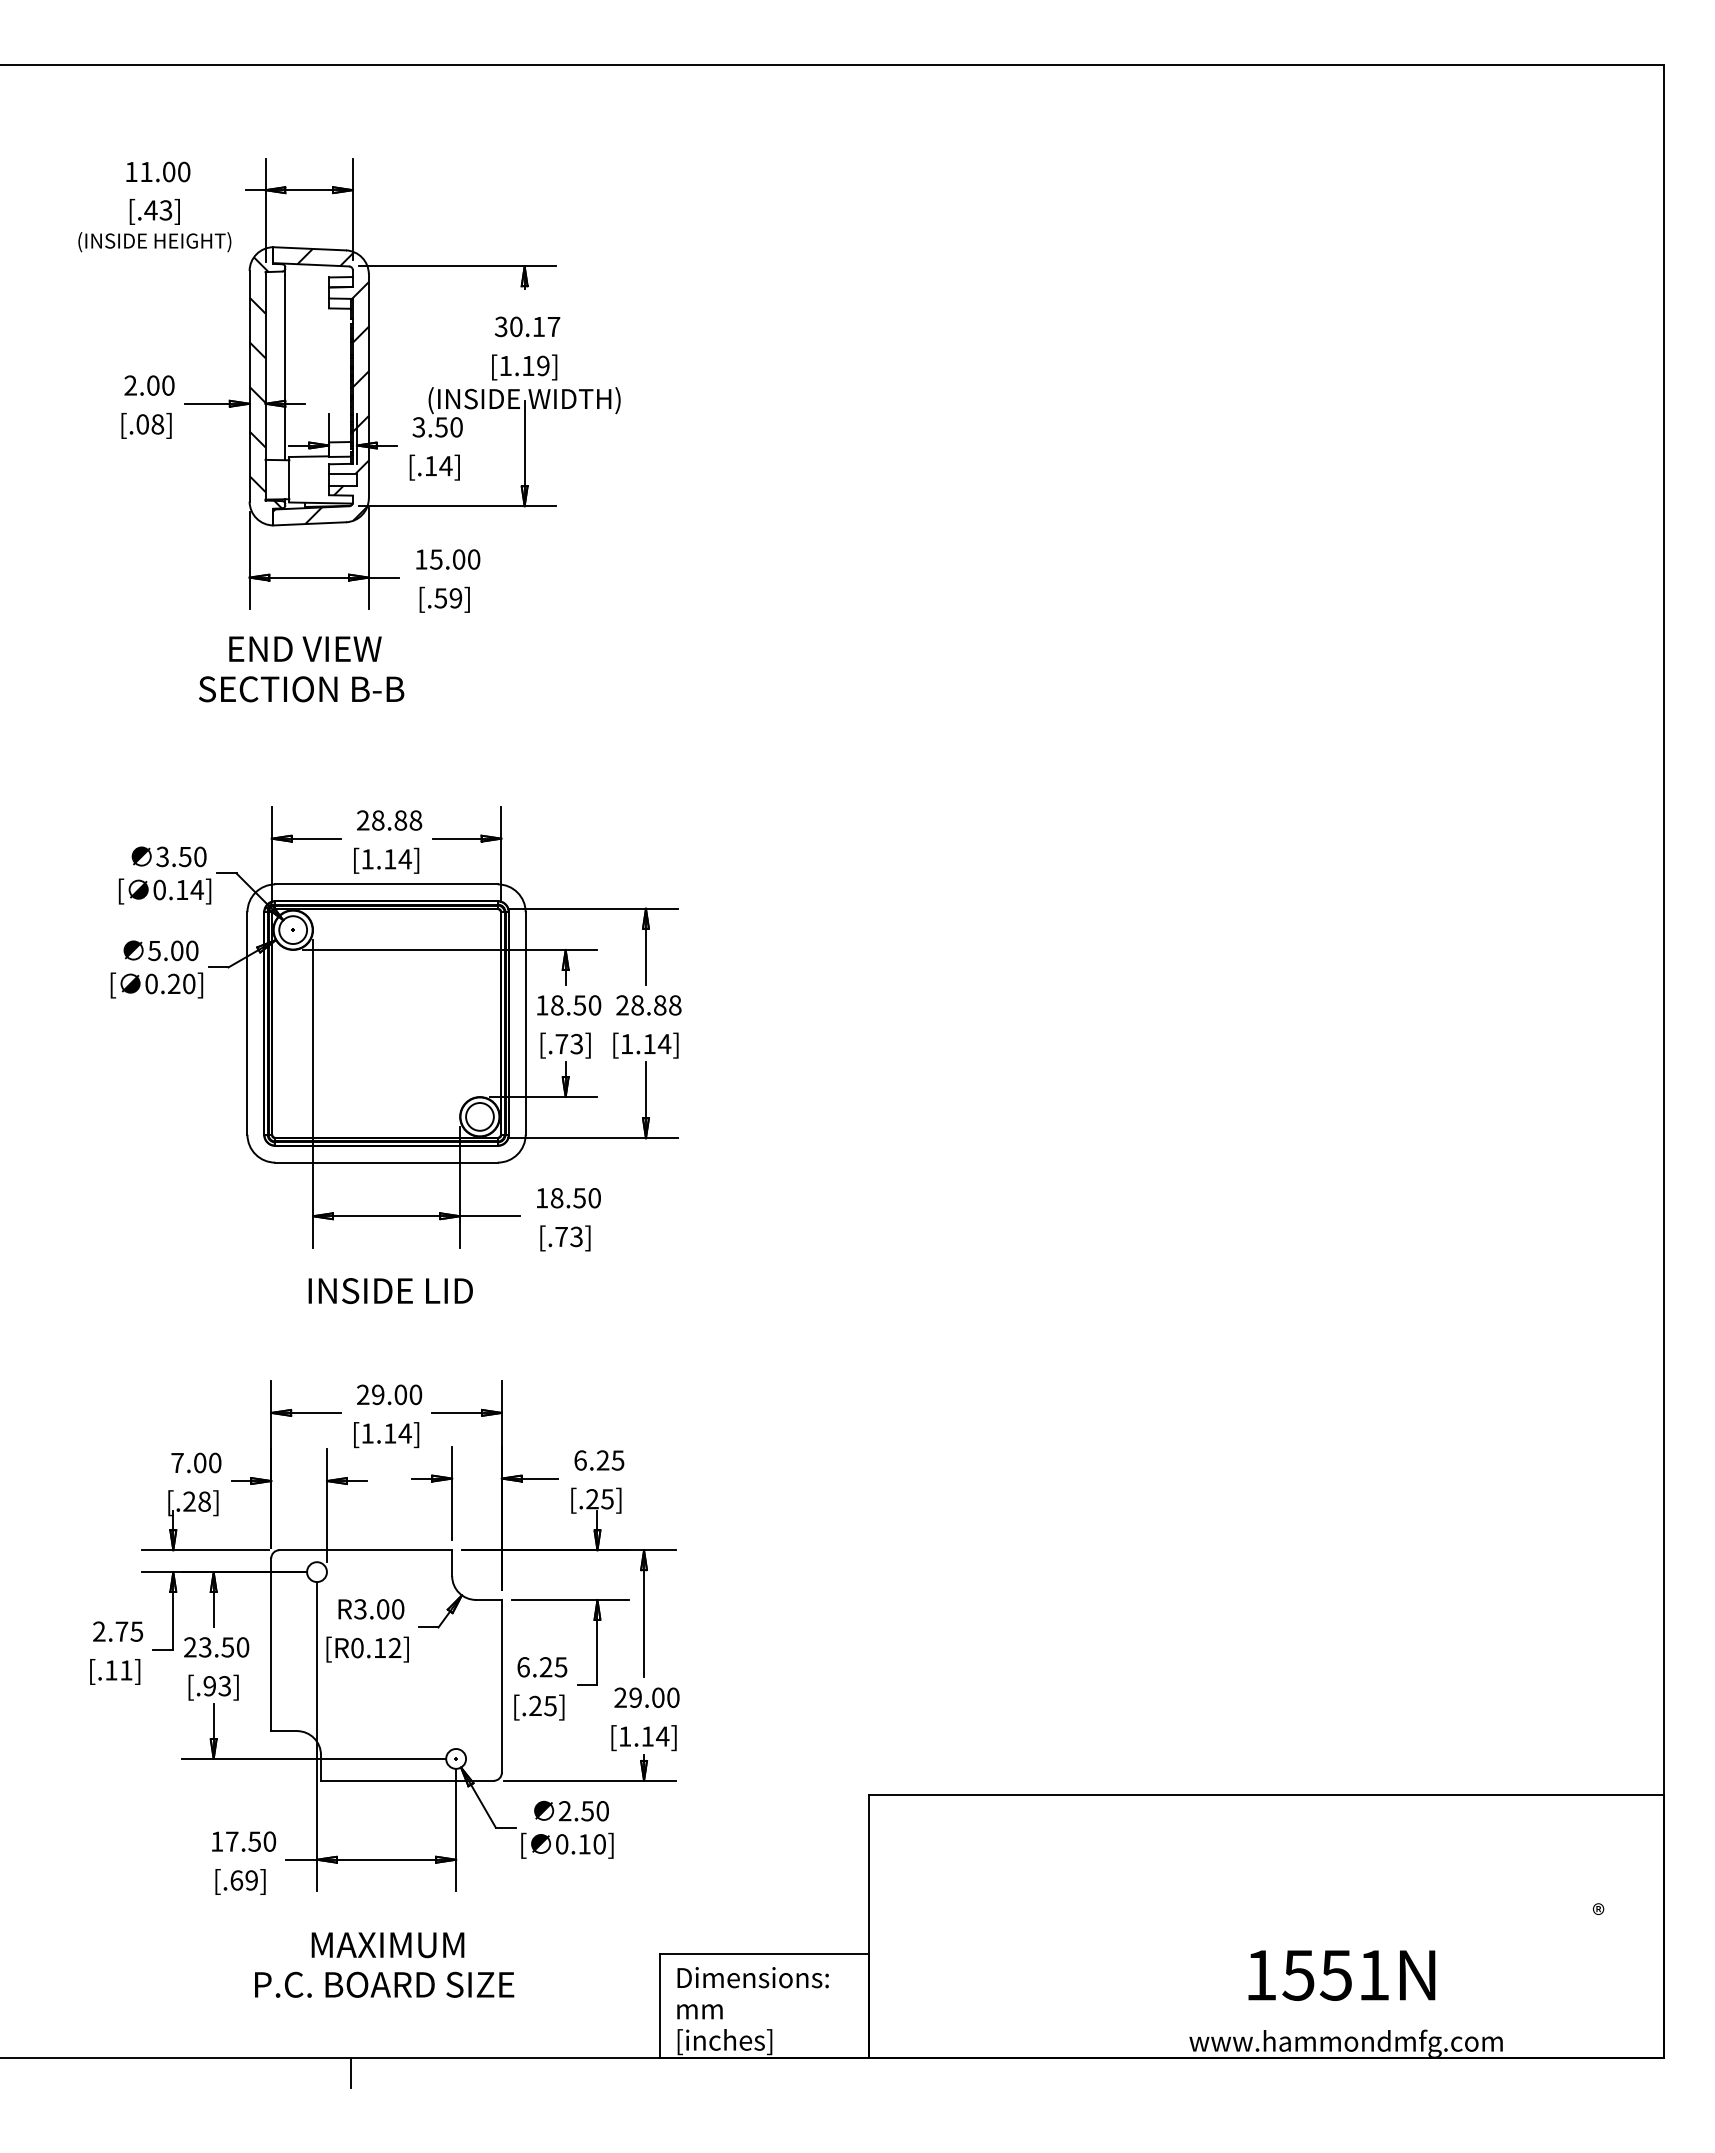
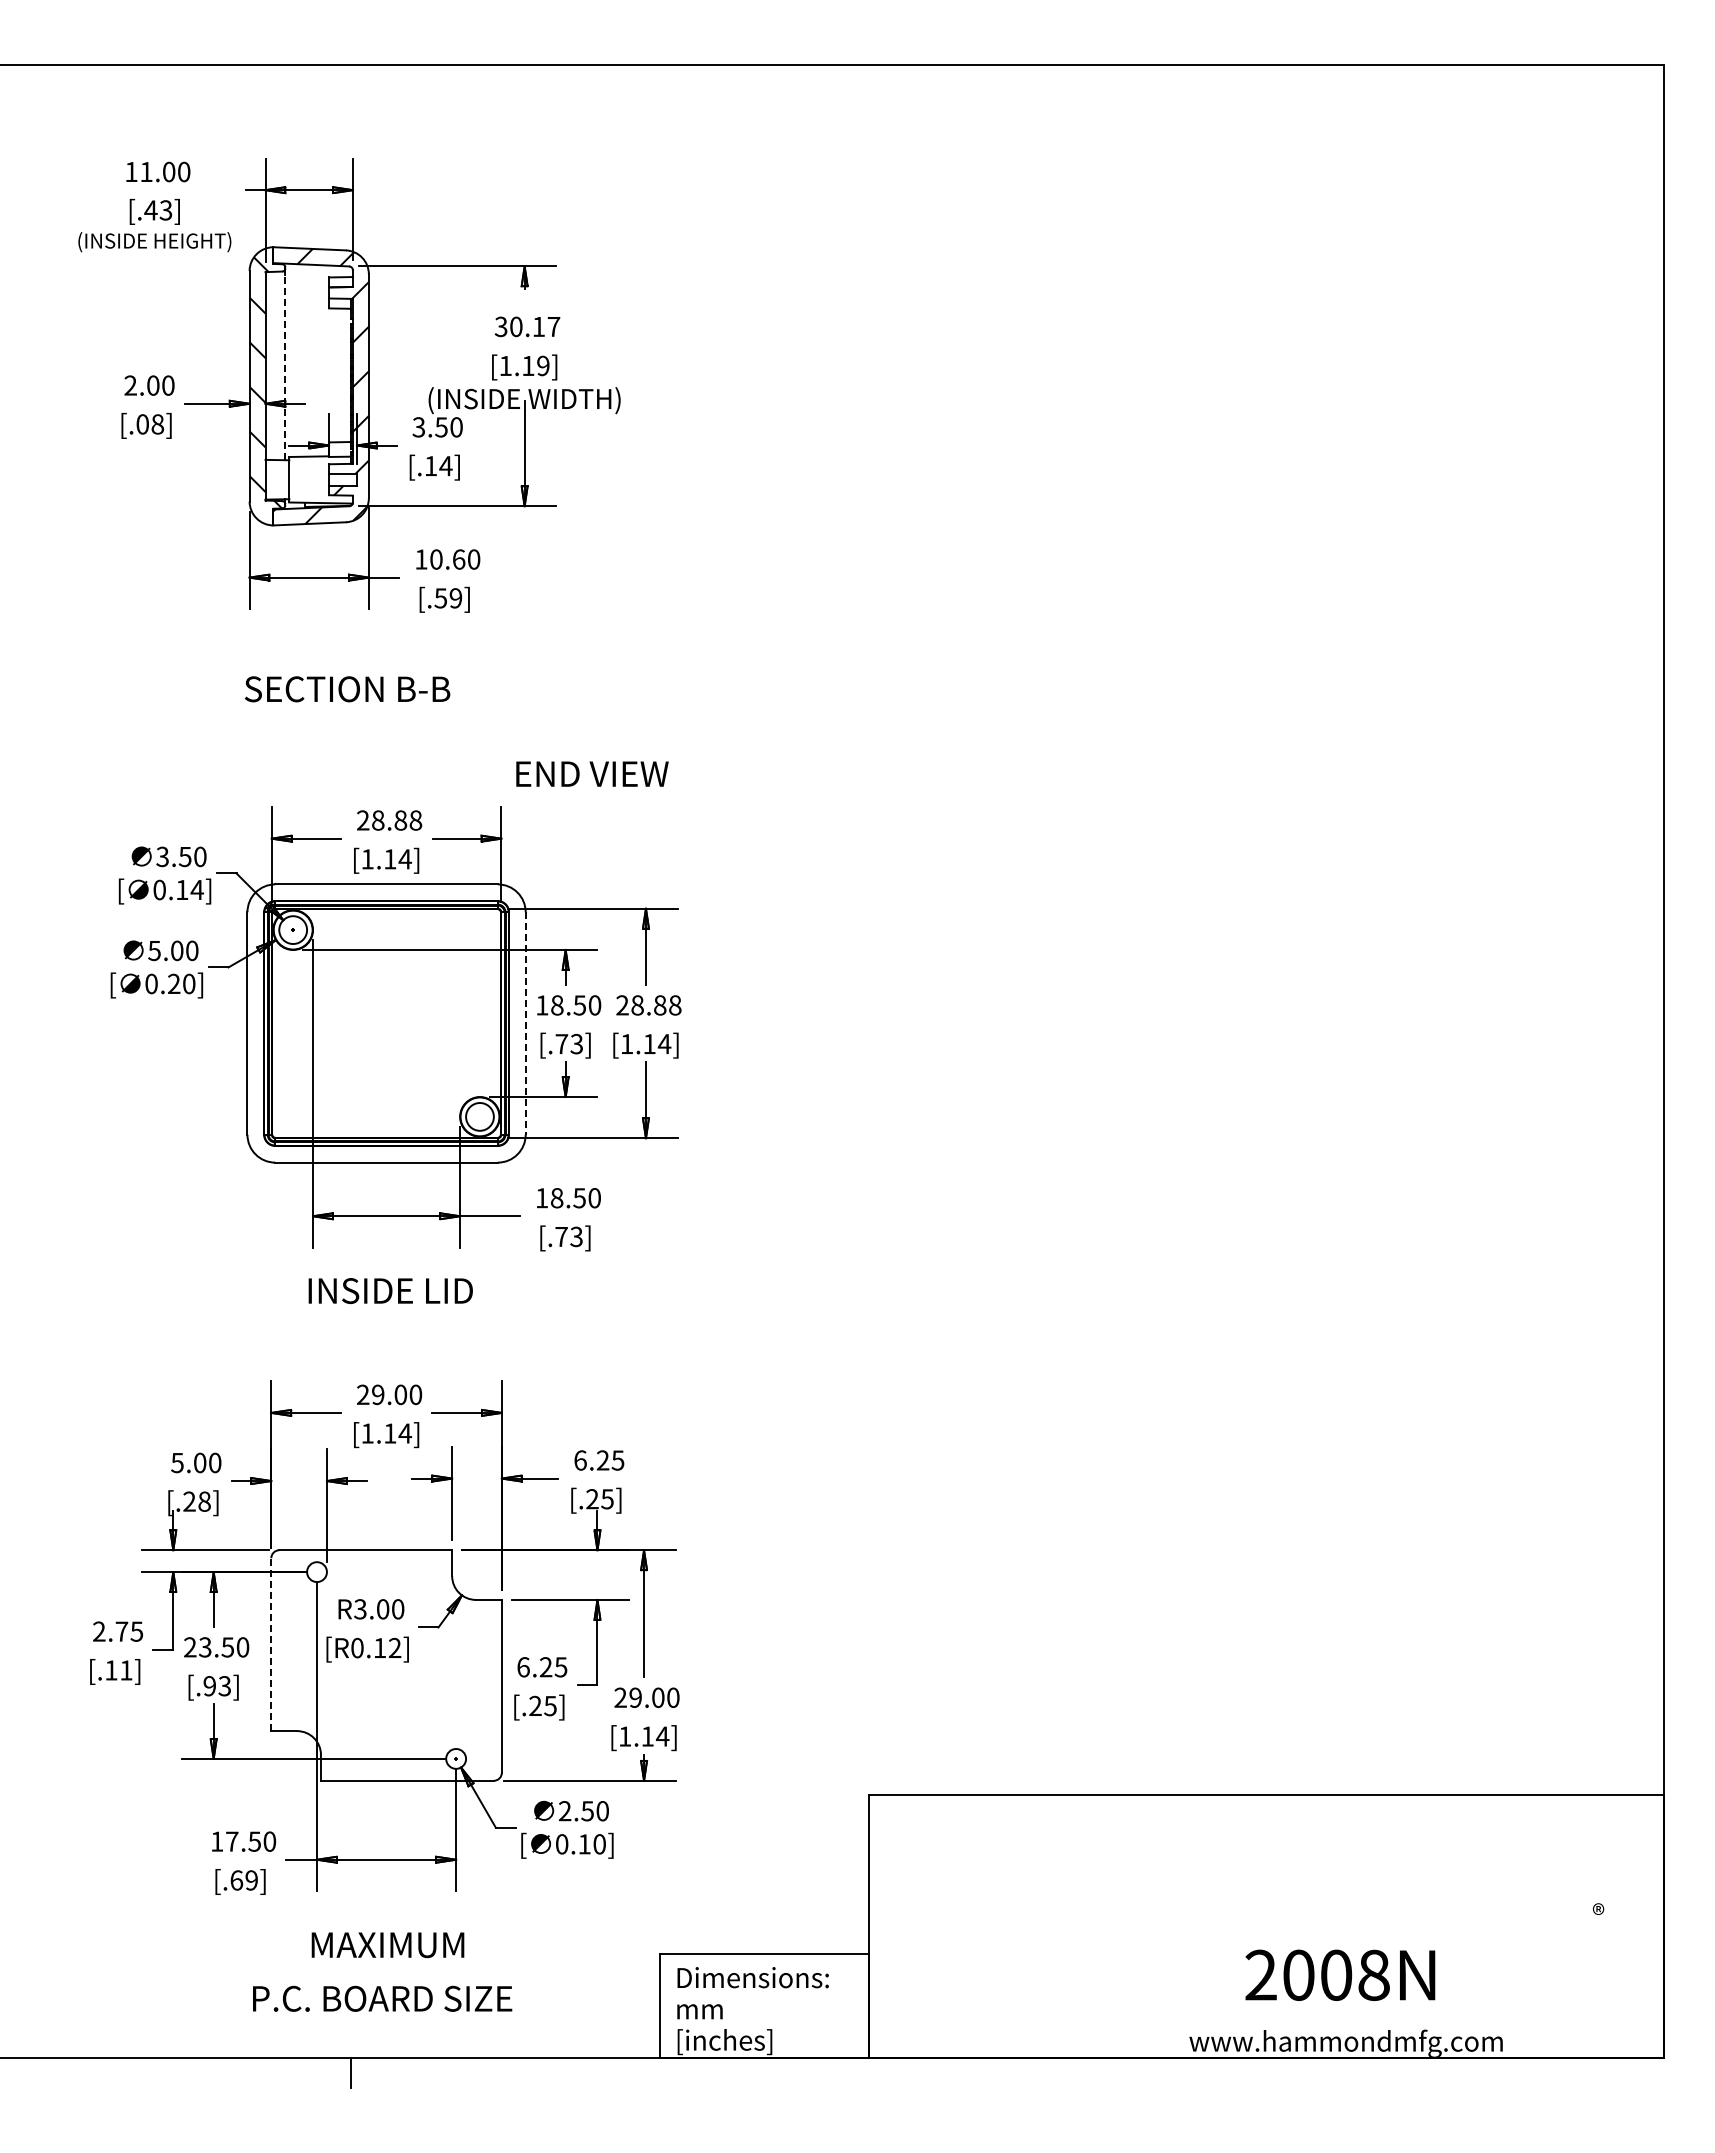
line: solid -> dashed (285, 367)
text: 15.00 -> 10.60 (447, 559)
text position: (305, 648) -> (592, 773) (592, 773)
text position: (301, 689) -> (347, 689) (347, 689)
line: solid -> dashed (525, 1024)
text: 7.00 -> 5.00 (177, 1463)
line: solid -> dashed (271, 1644)
text: 1551N -> 2008N (1317, 1974)
text position: (384, 1984) -> (382, 1998) (382, 1998)
